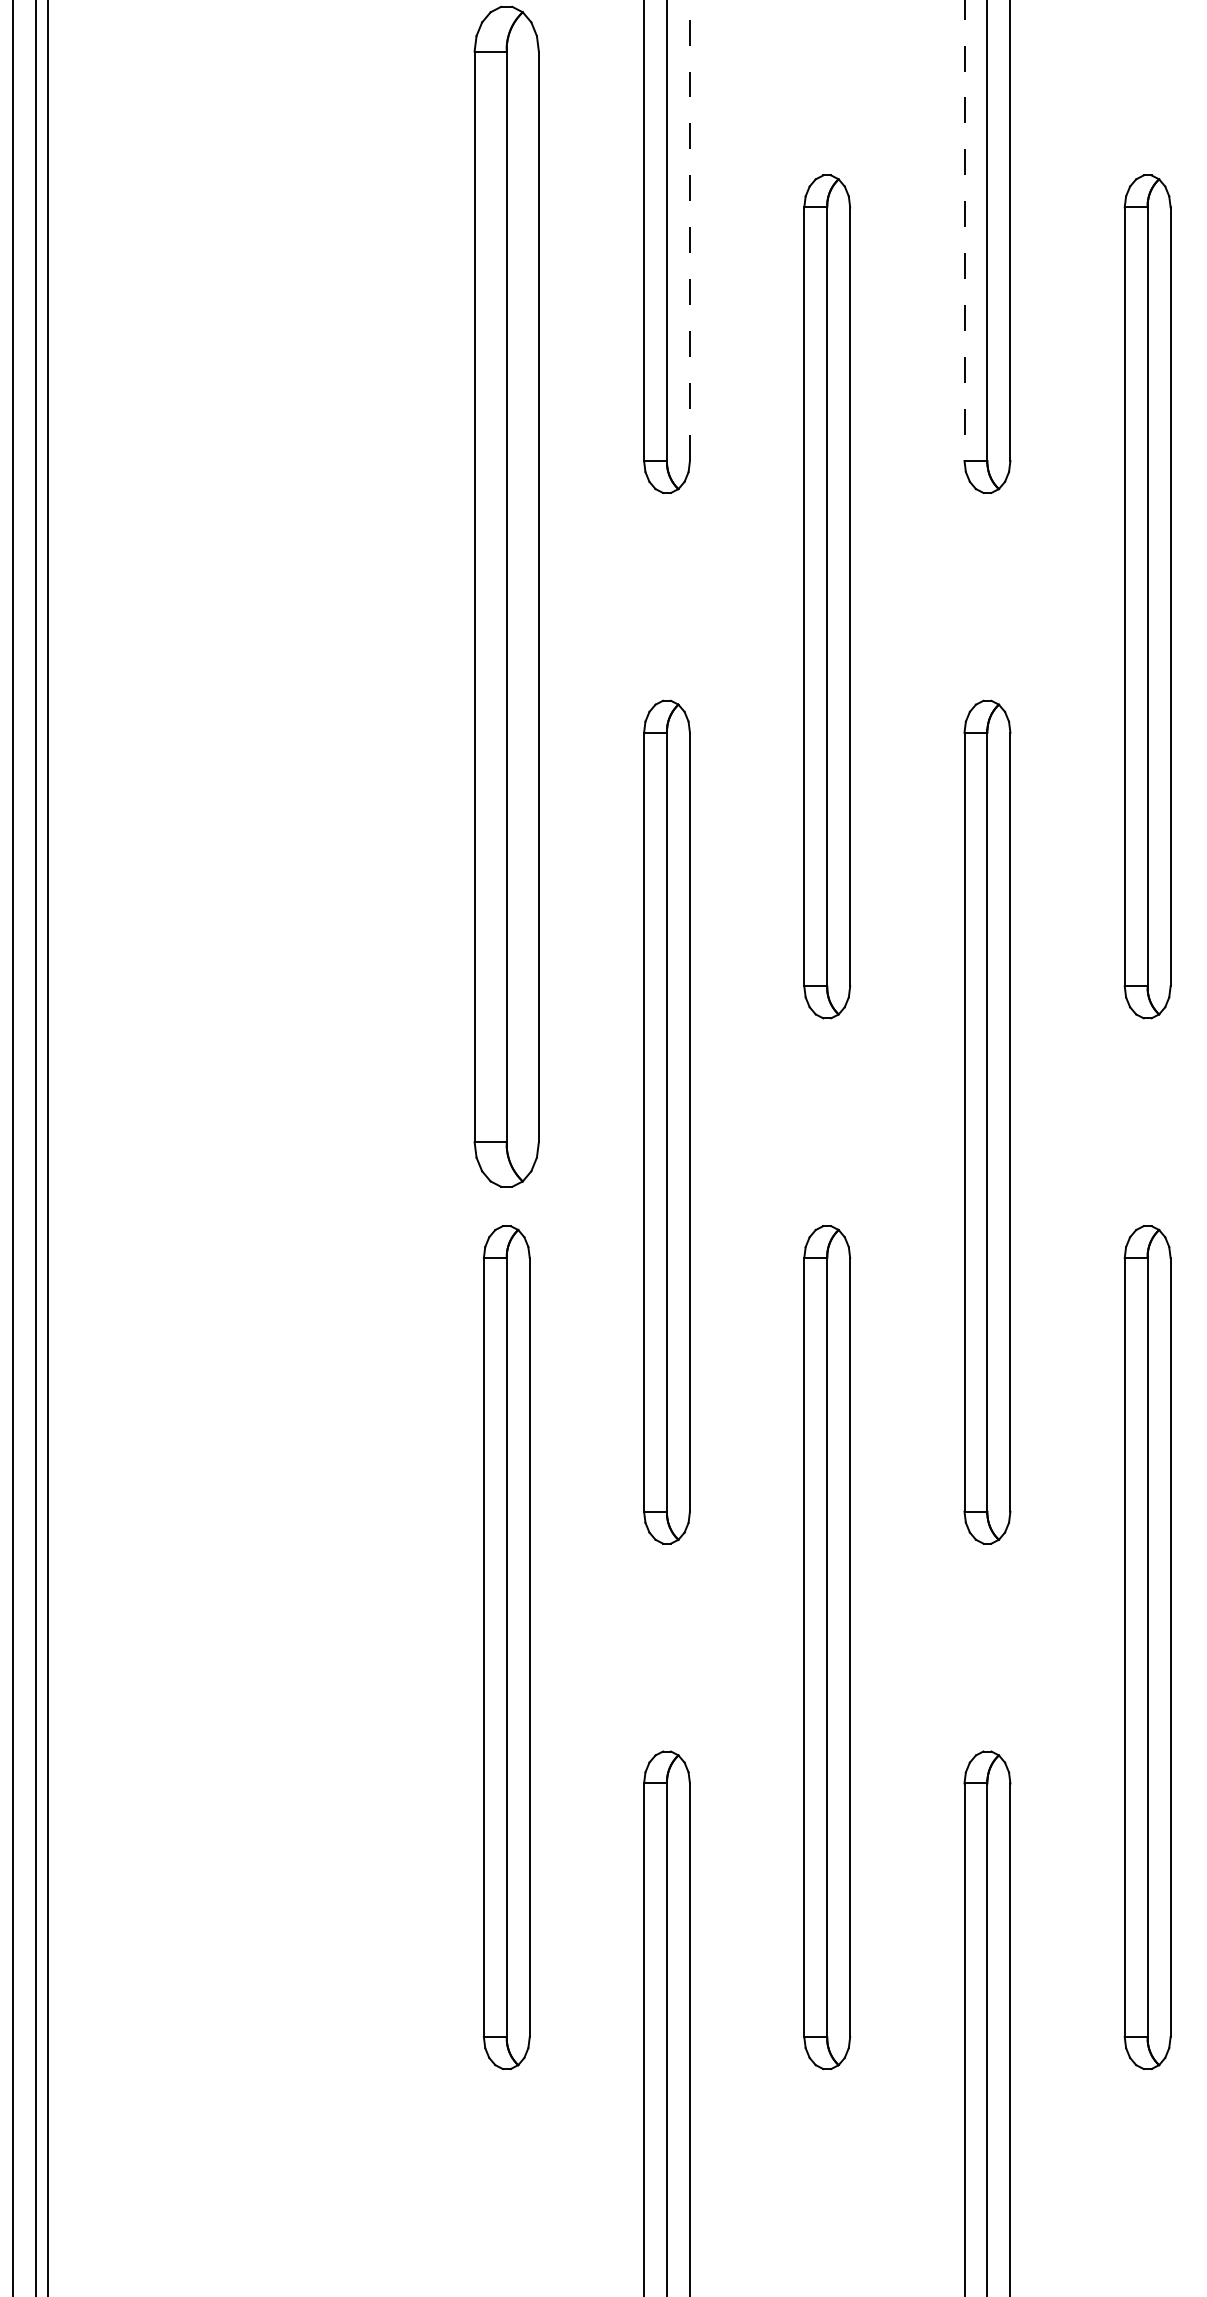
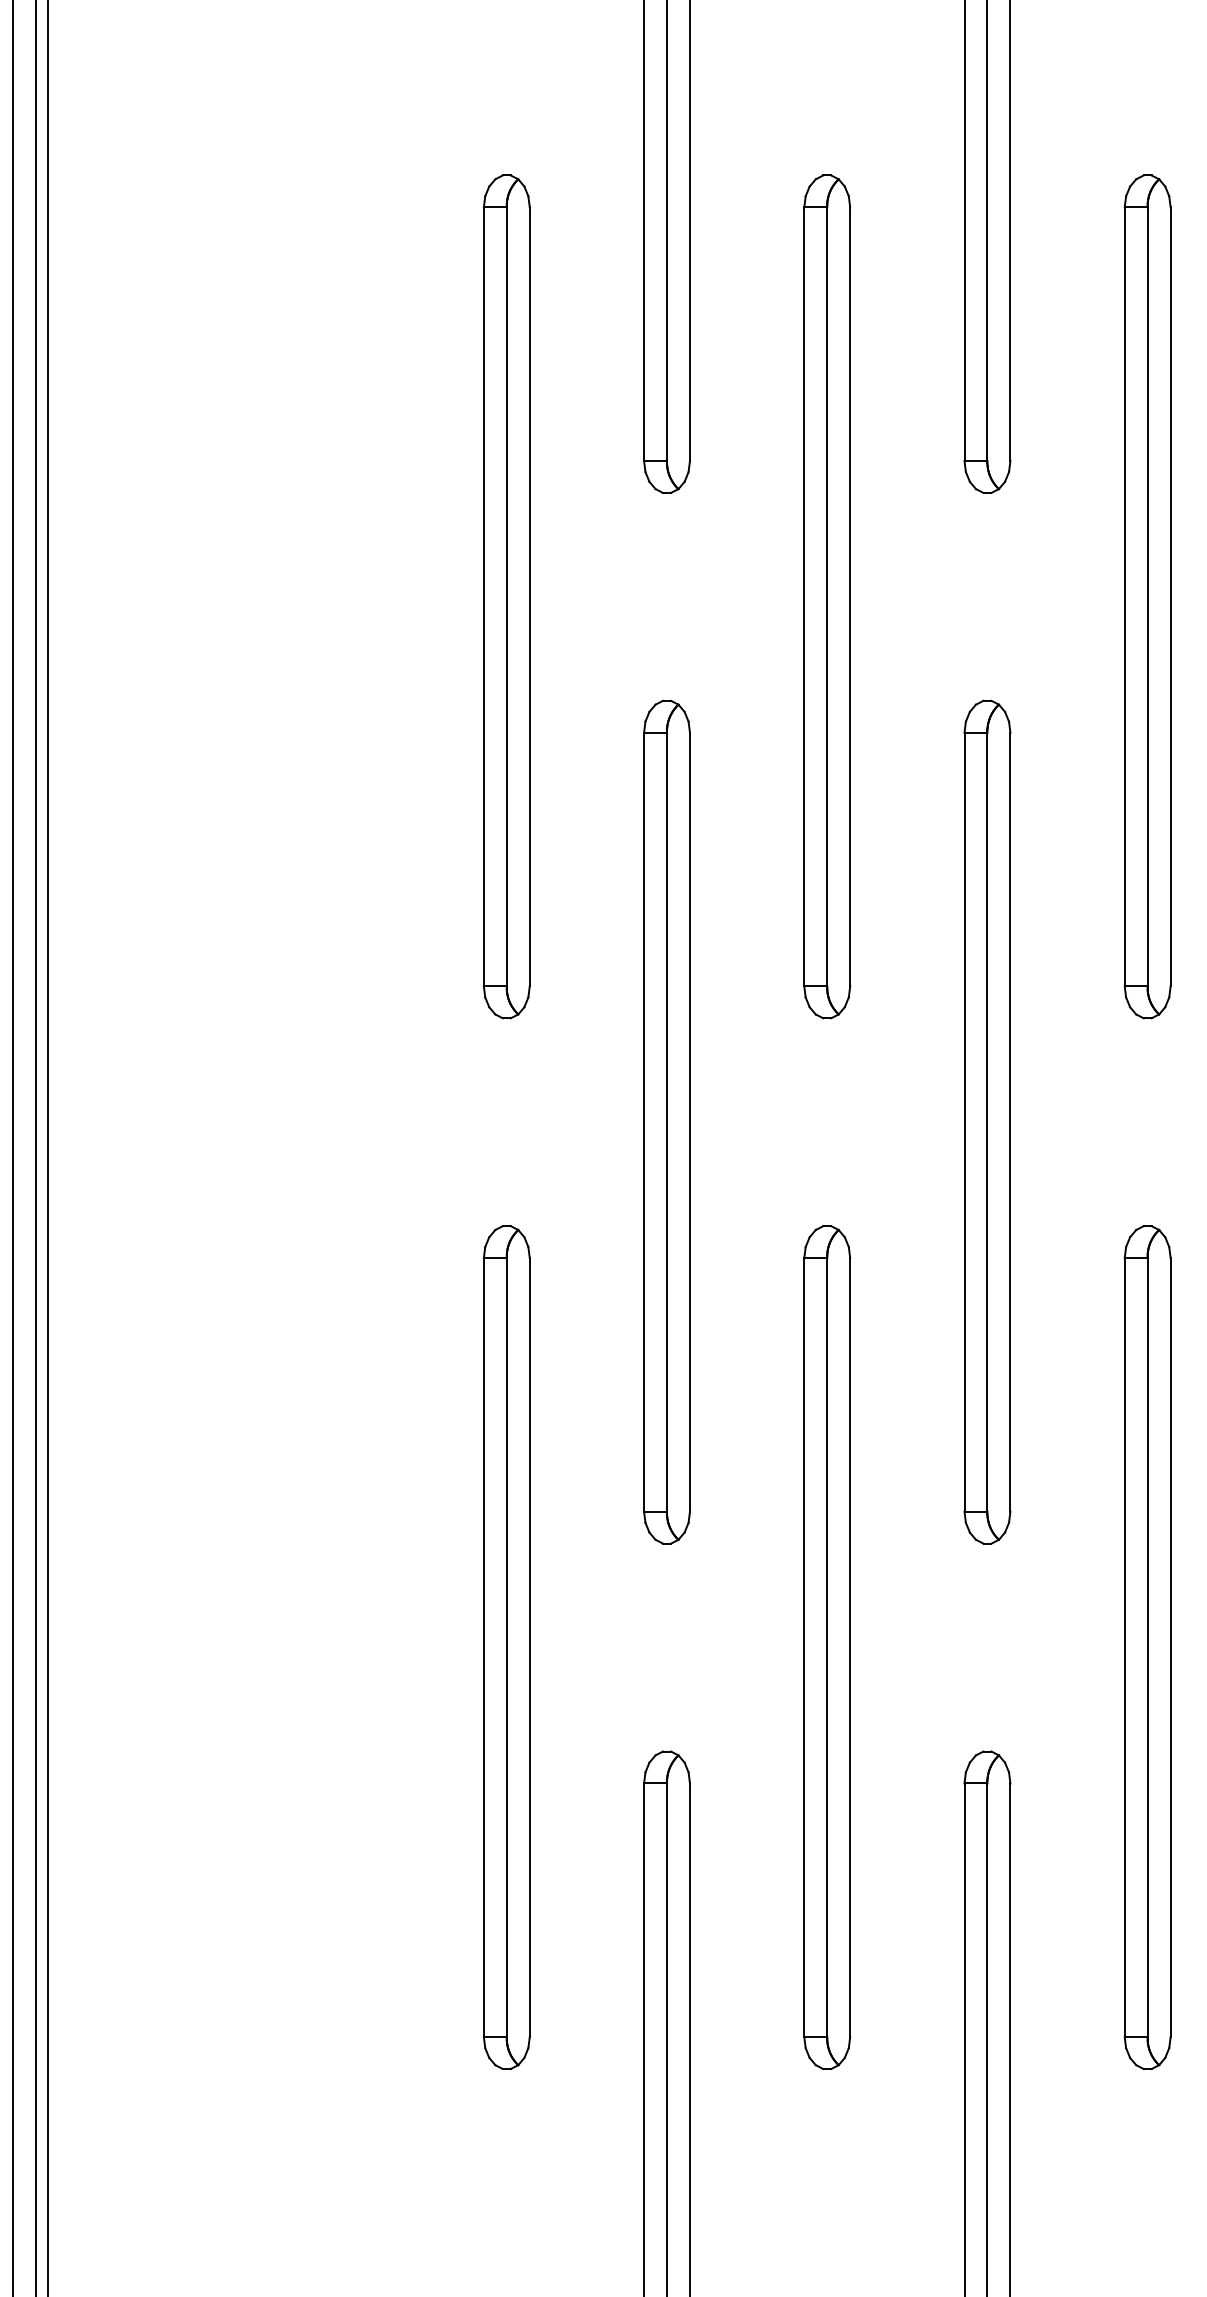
line: dashed -> solid (689, 230)
line: dashed -> solid (964, 231)
part size: 67x1183 px -> 48x846 px (506, 596)
